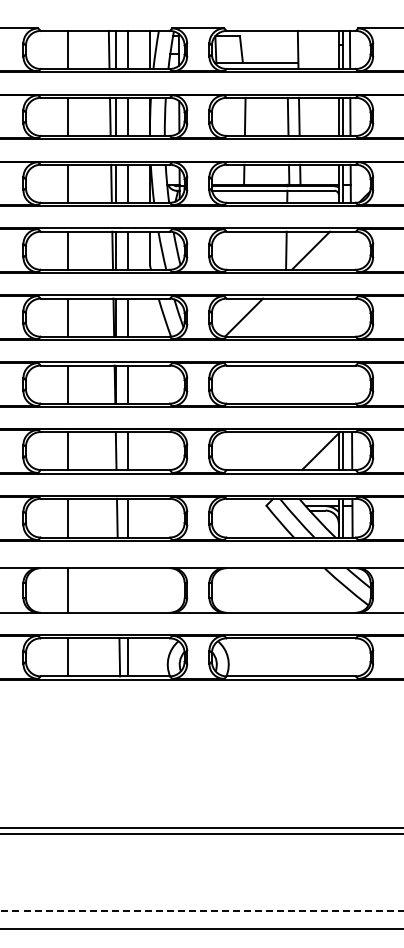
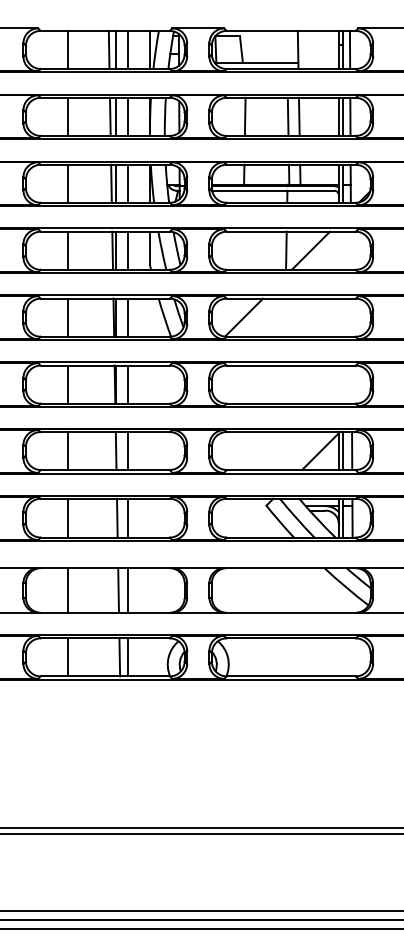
line: none -> present (118, 590)
line: none -> present (127, 590)
line: dashed -> solid (201, 911)
line: none -> present (201, 919)
